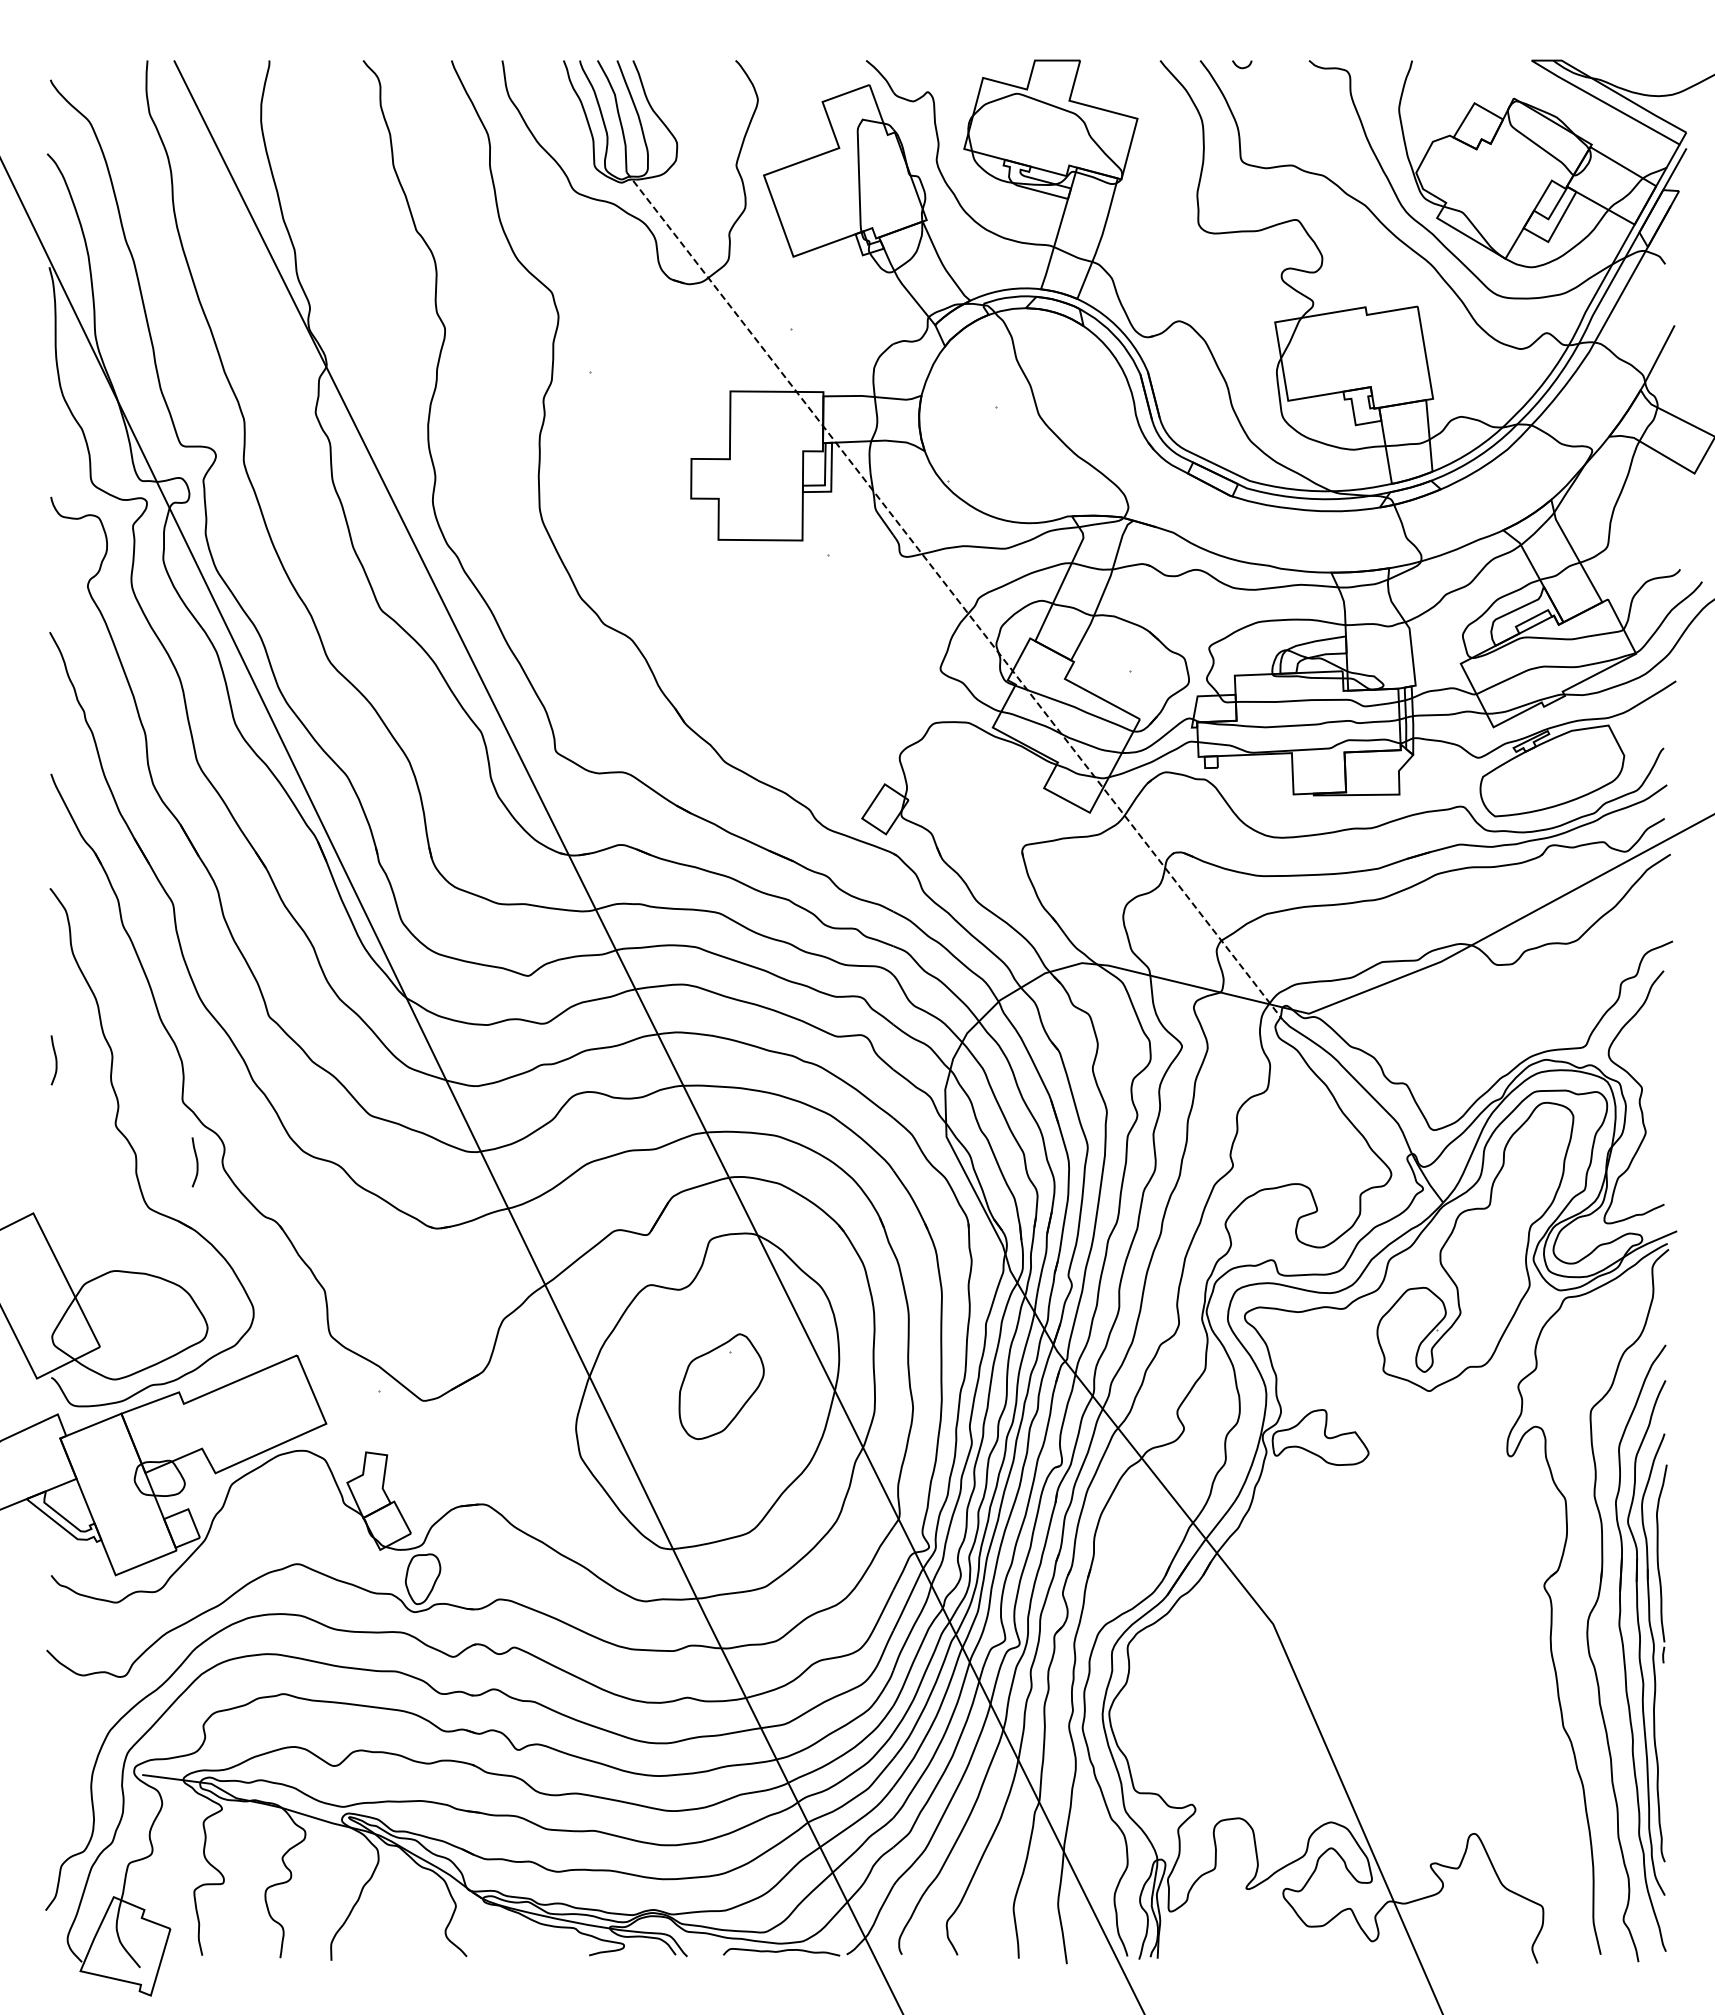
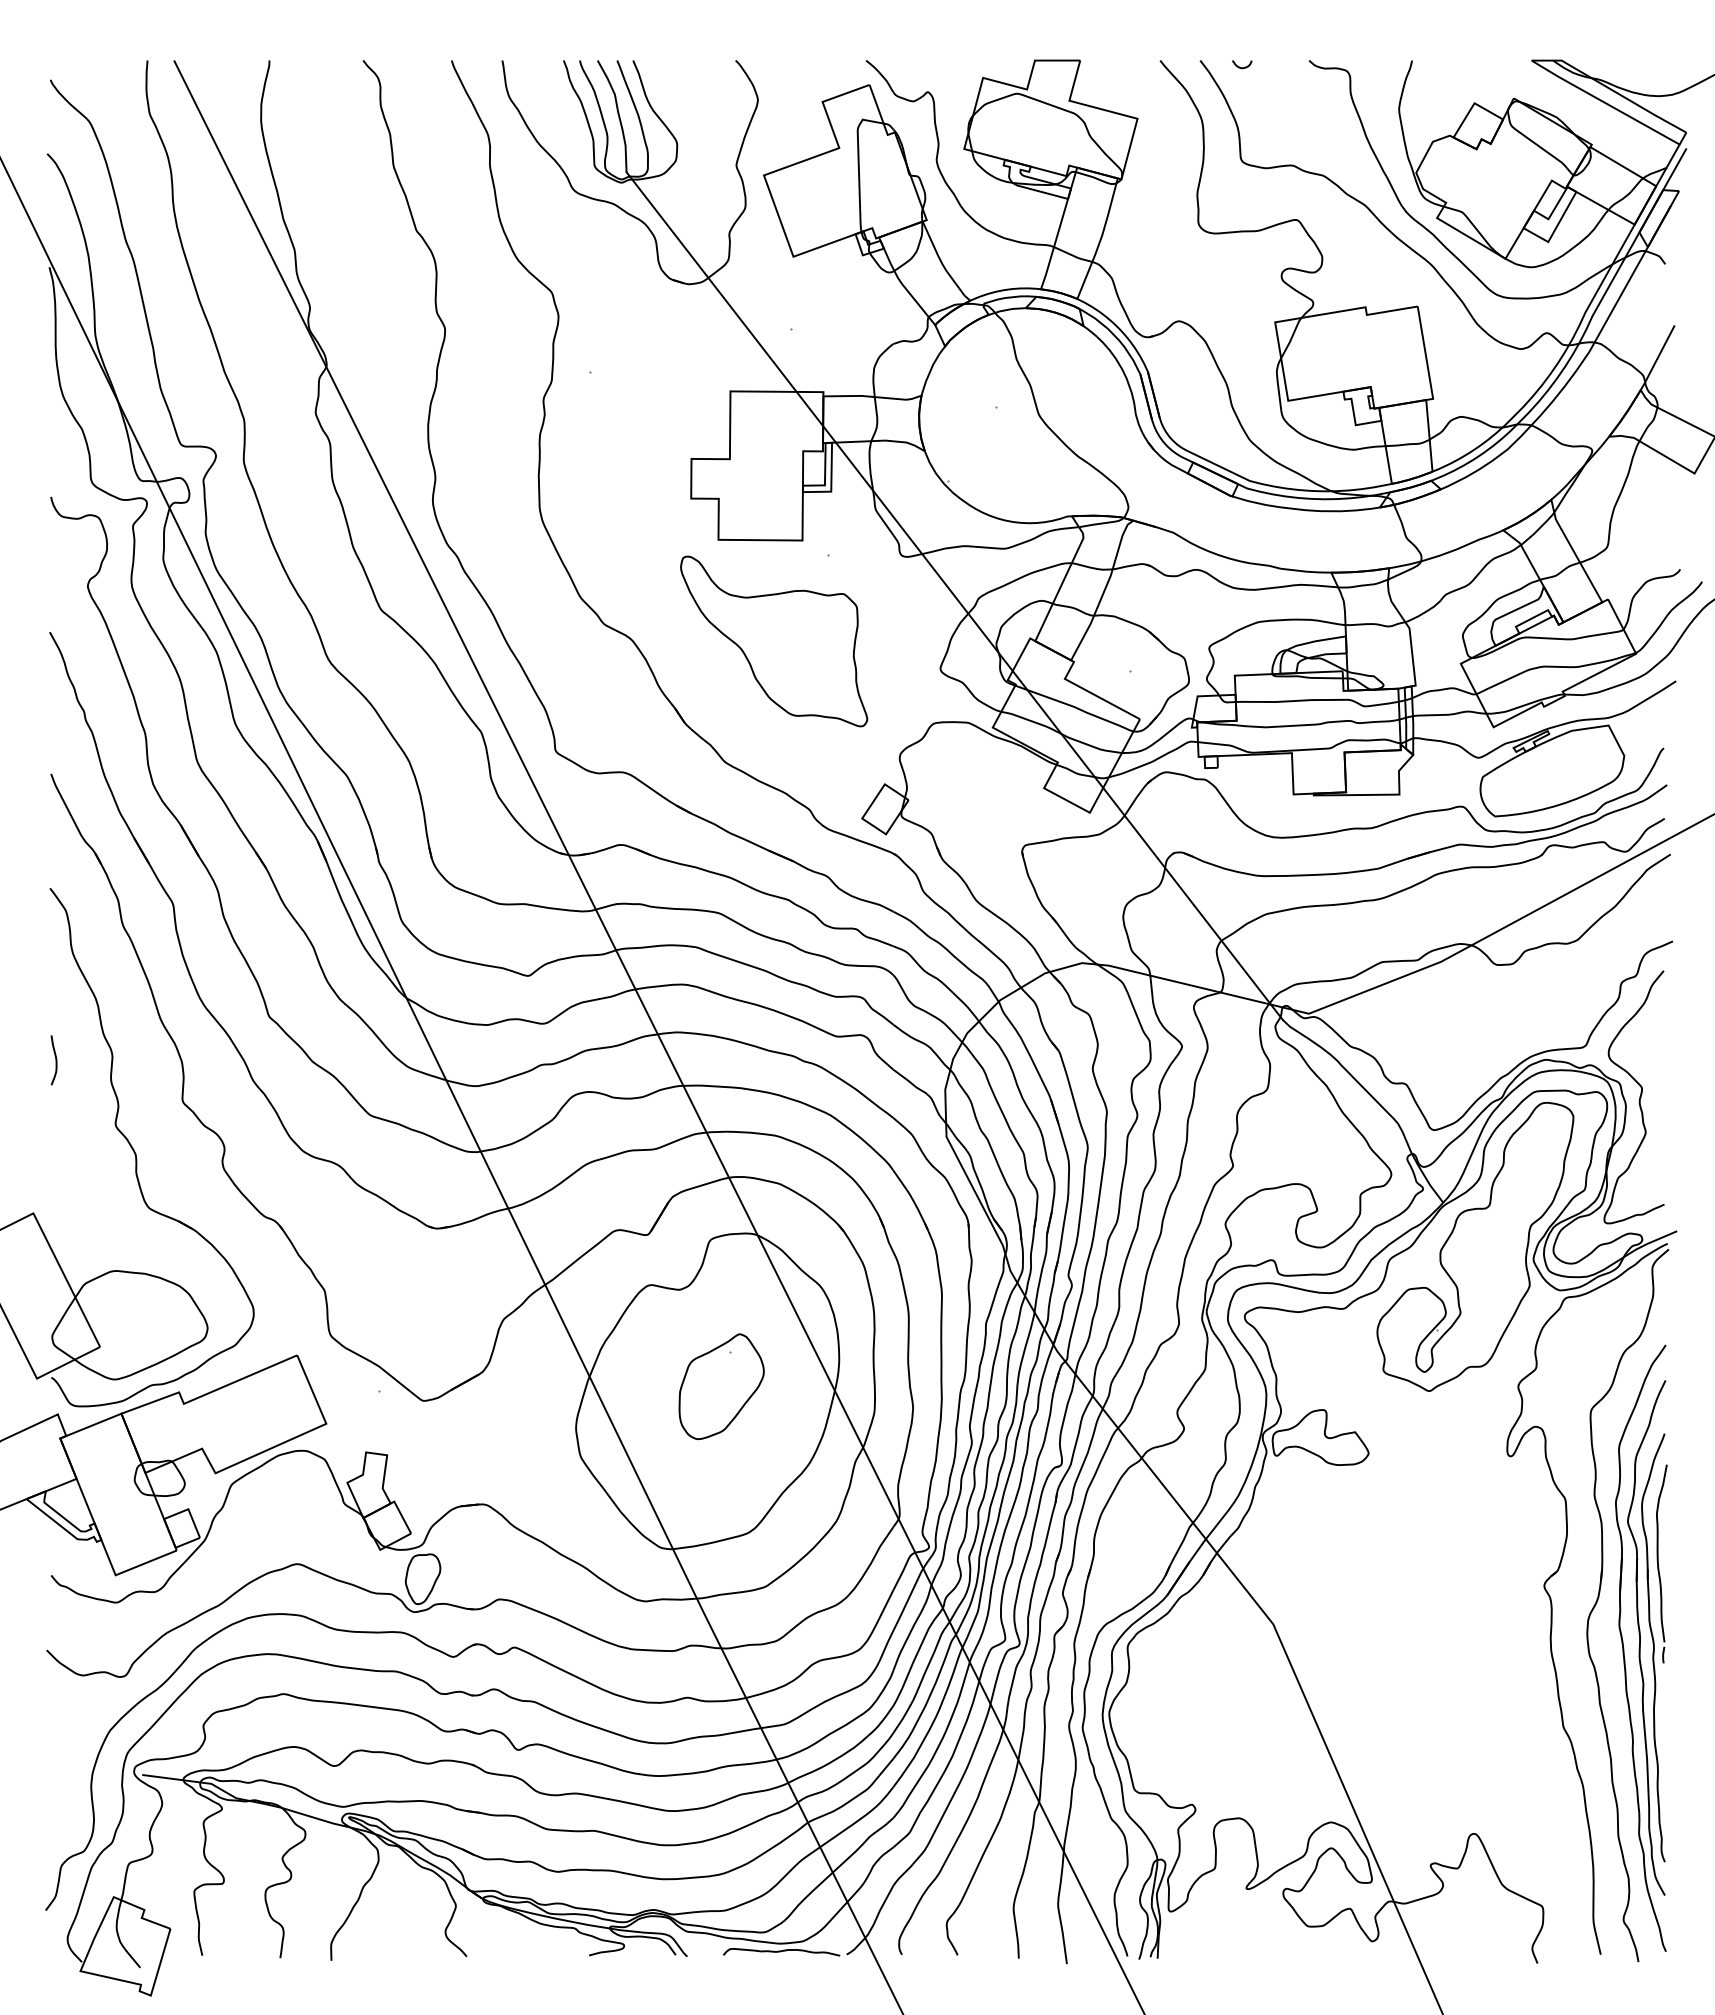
line: dashed -> solid (955, 596)
part: none -> present (774, 641)
curve: present -> none (196, 1162)
